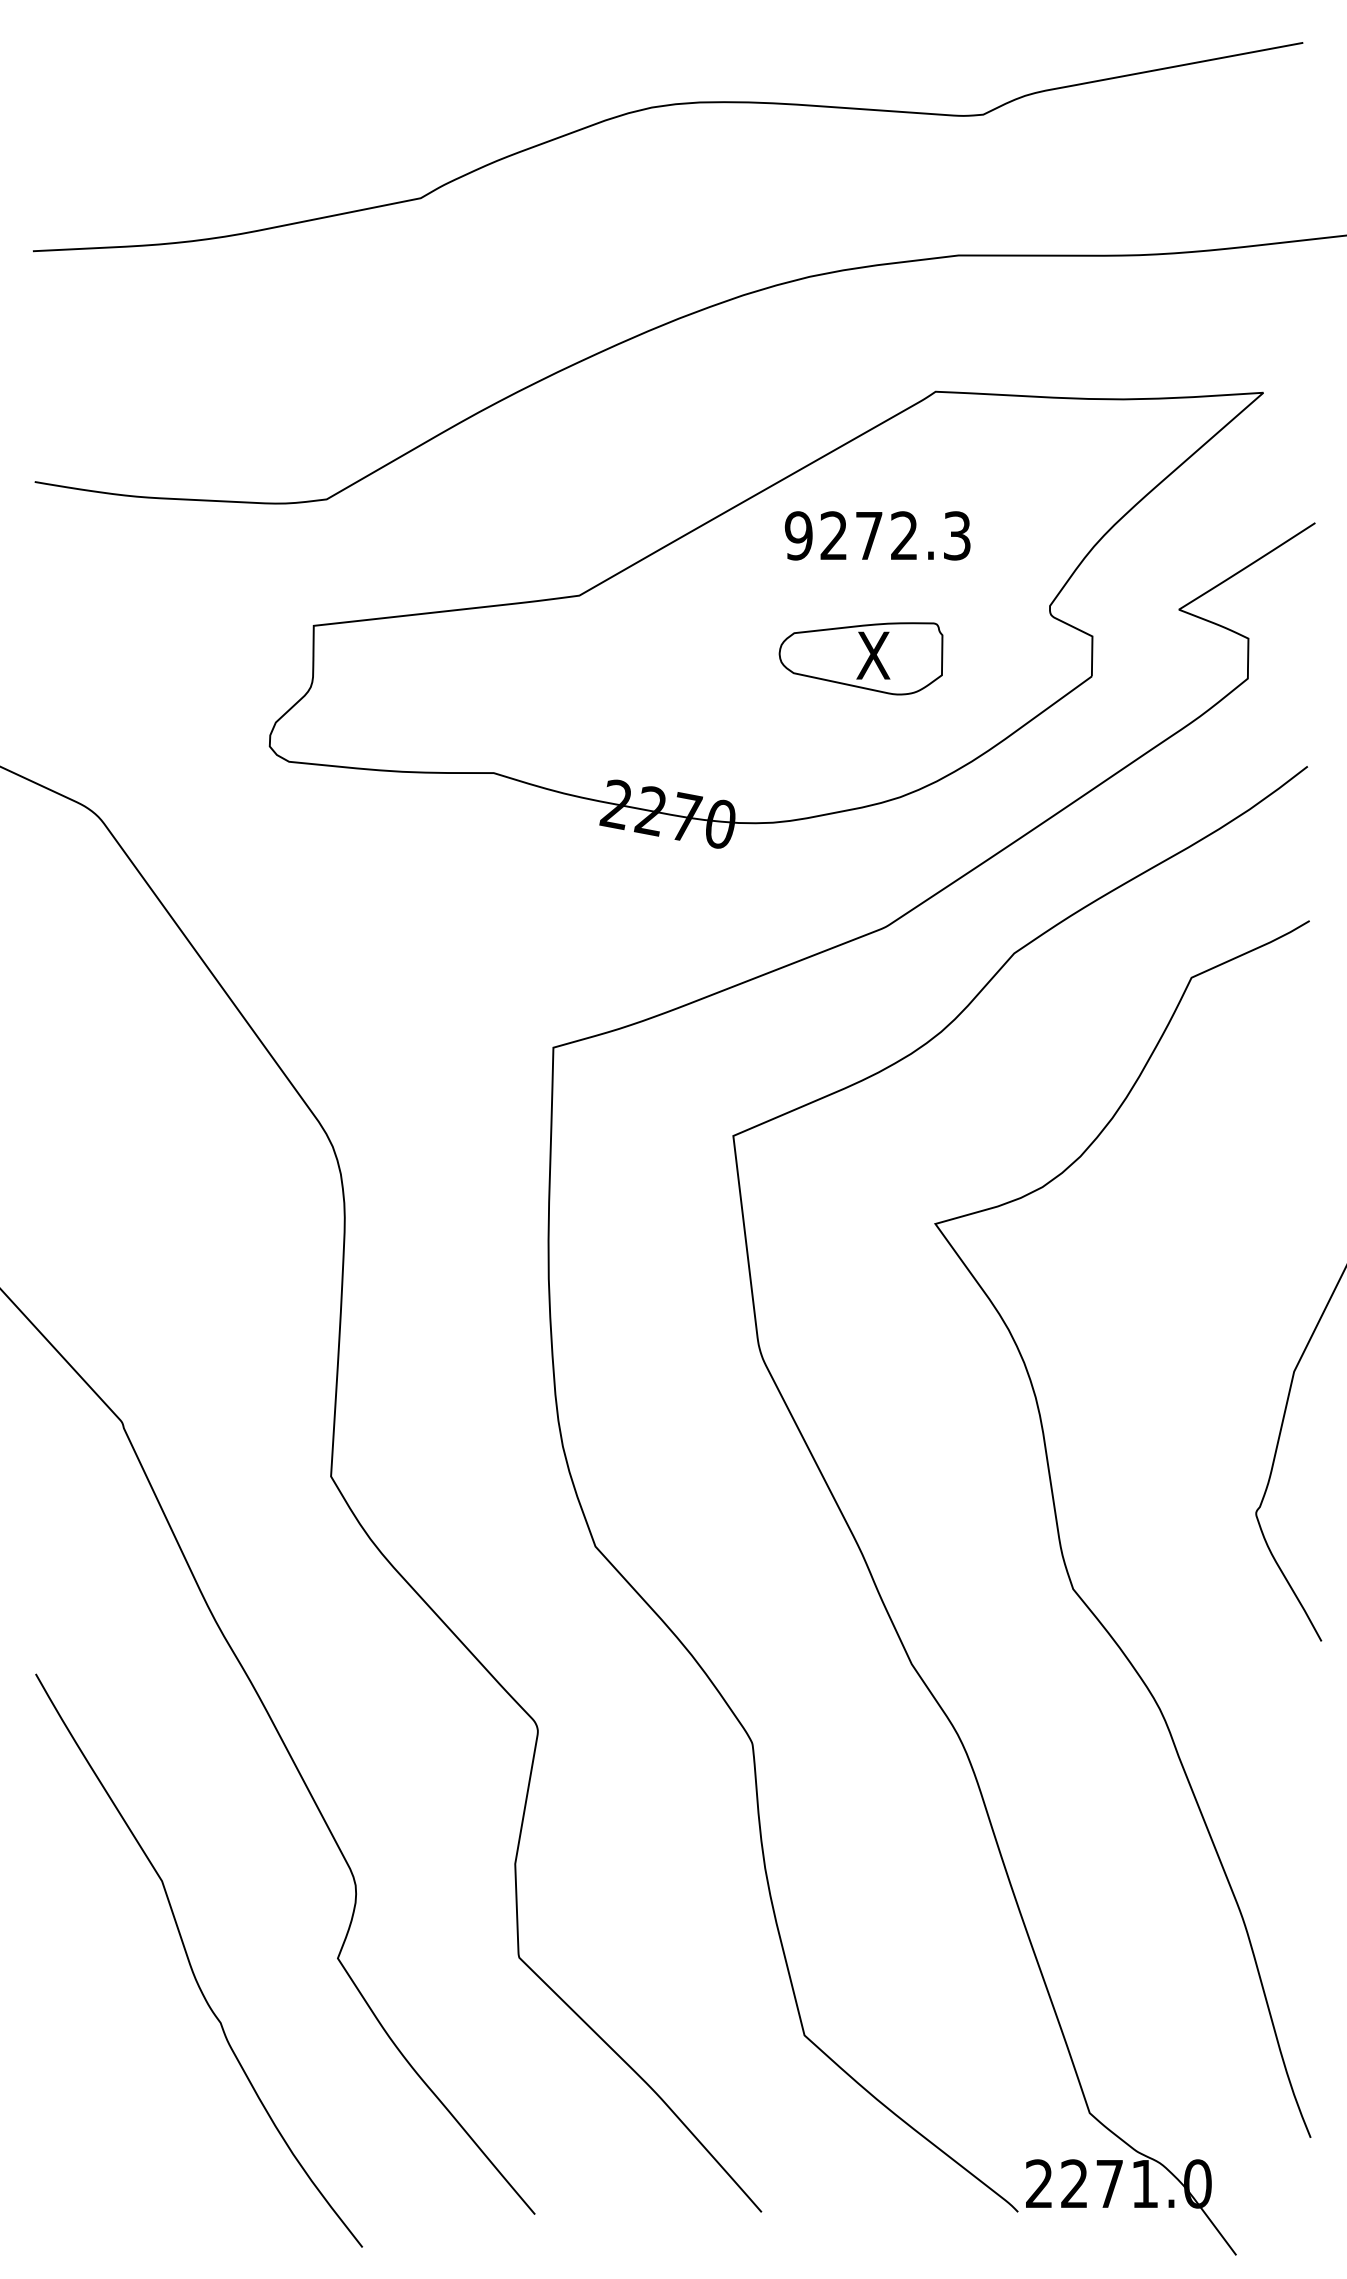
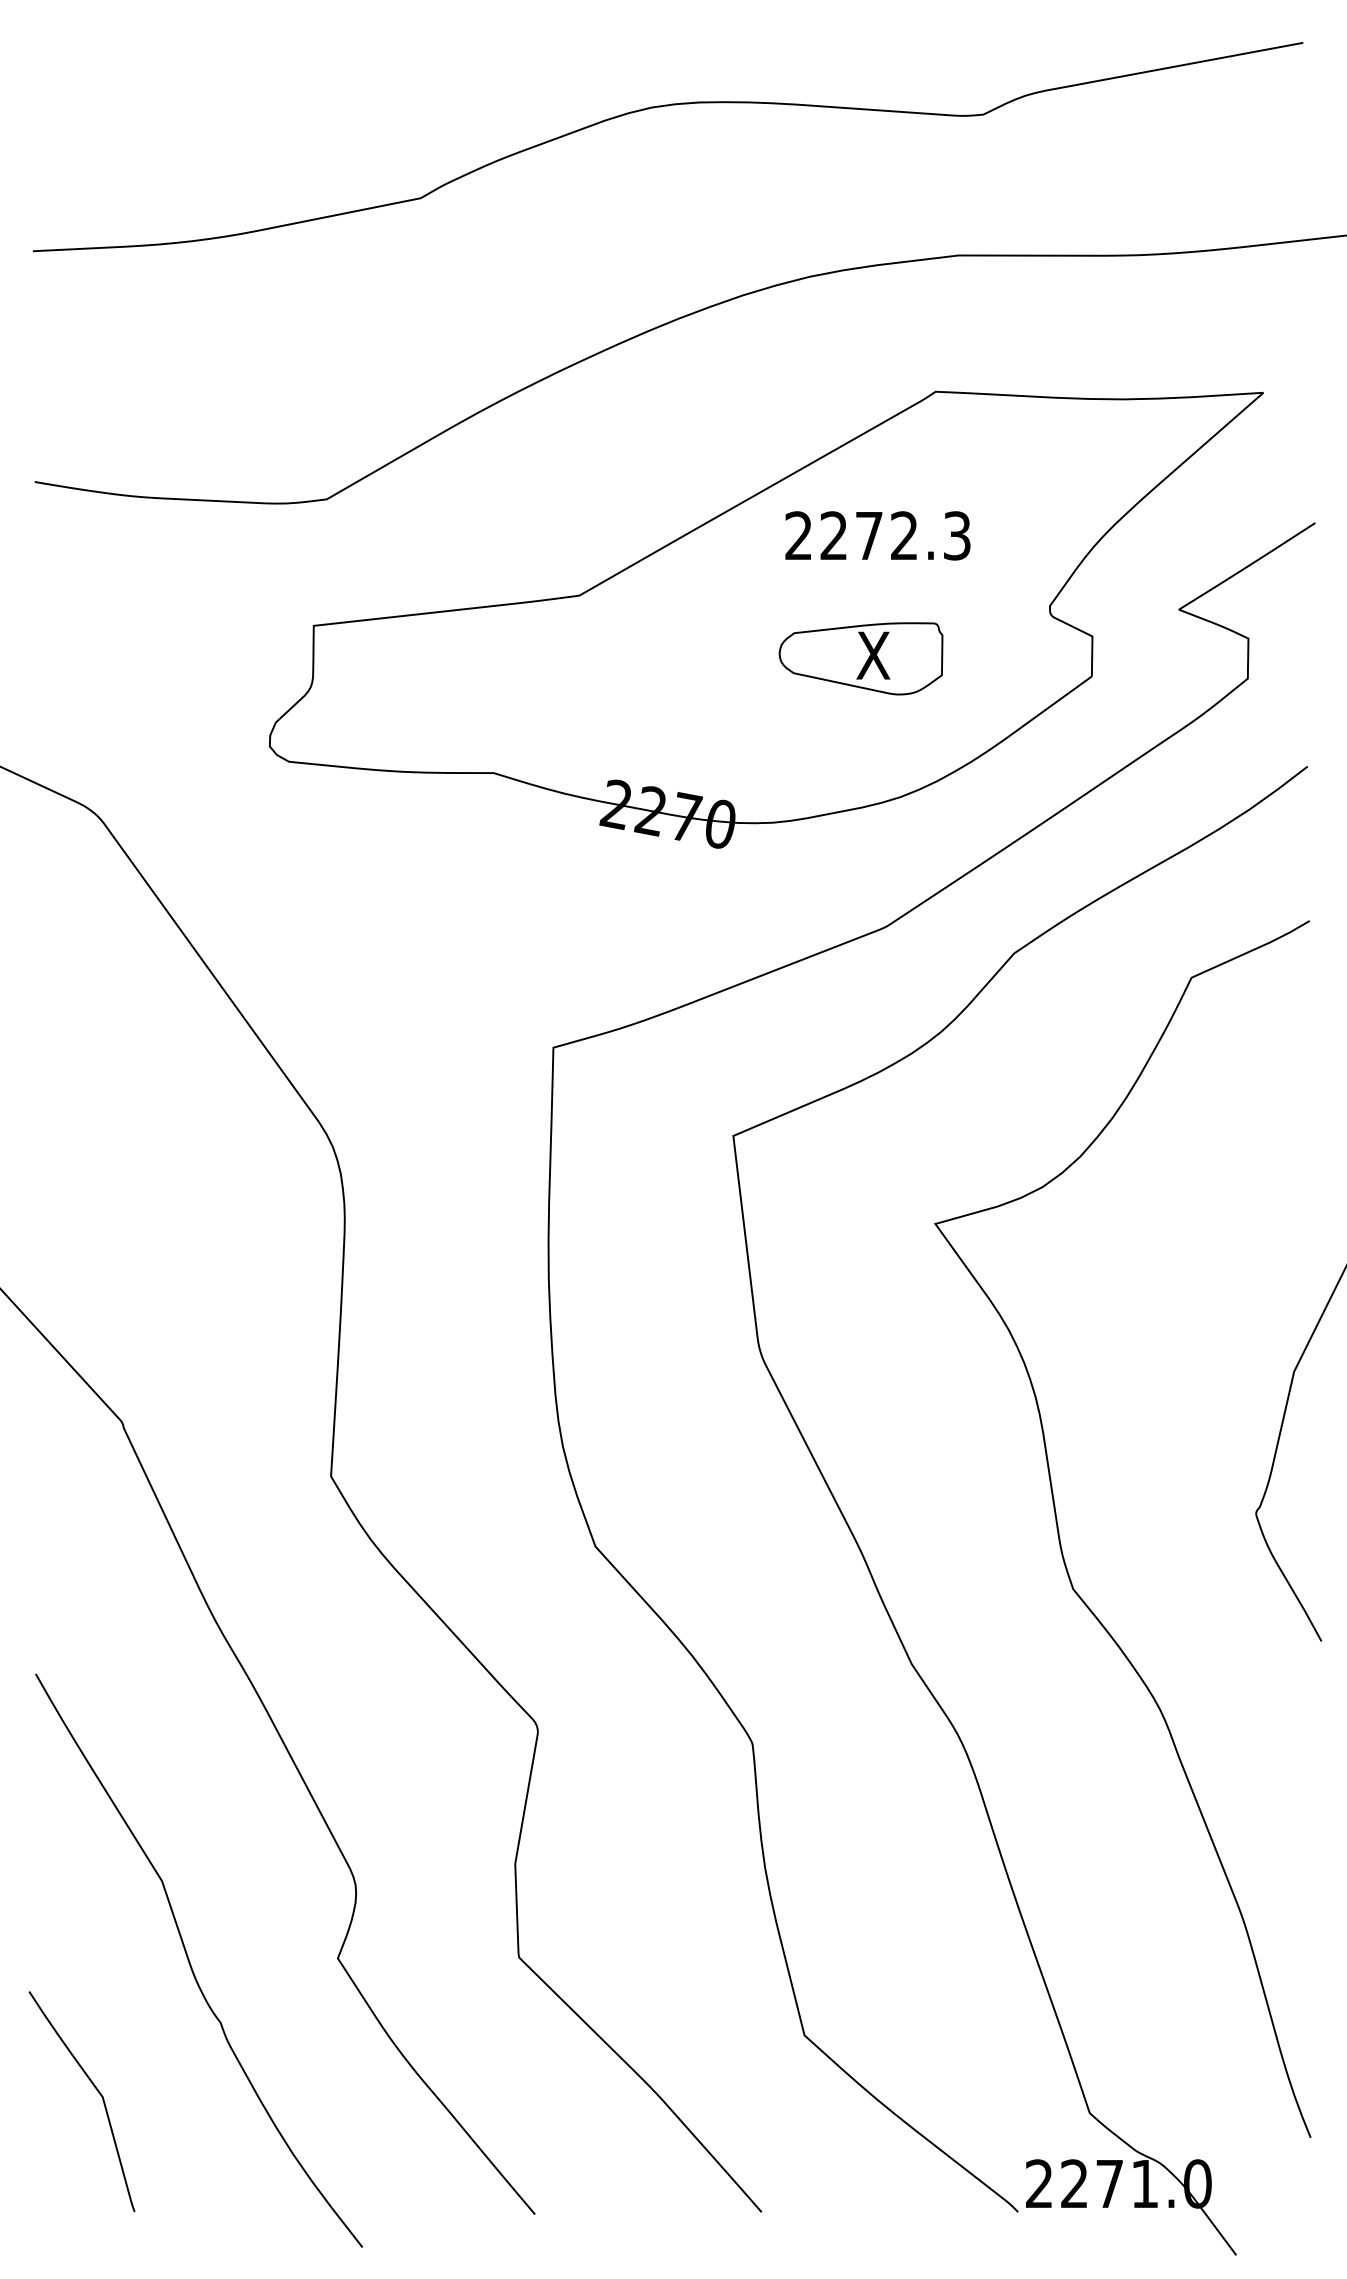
text: 9272.3 -> 2272.3 (798, 535)
curve: none -> present (96, 2090)
